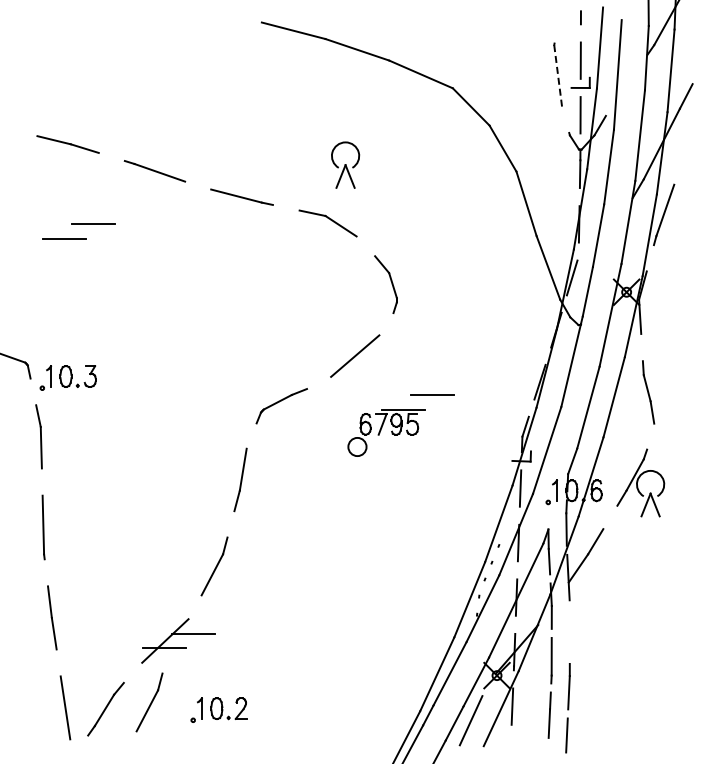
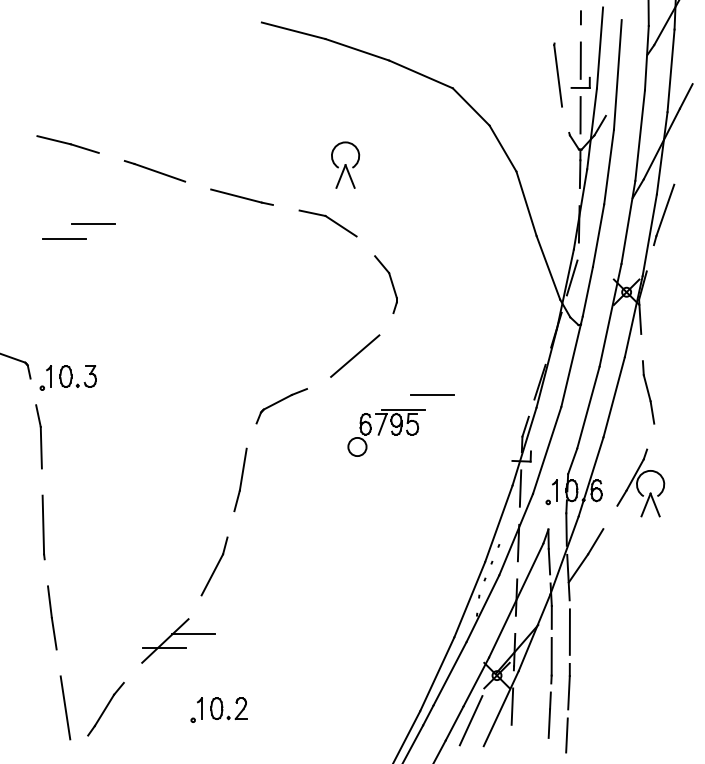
line: dashed -> solid (558, 76)
line: none -> present (569, 631)
part: present -> none (149, 702)
